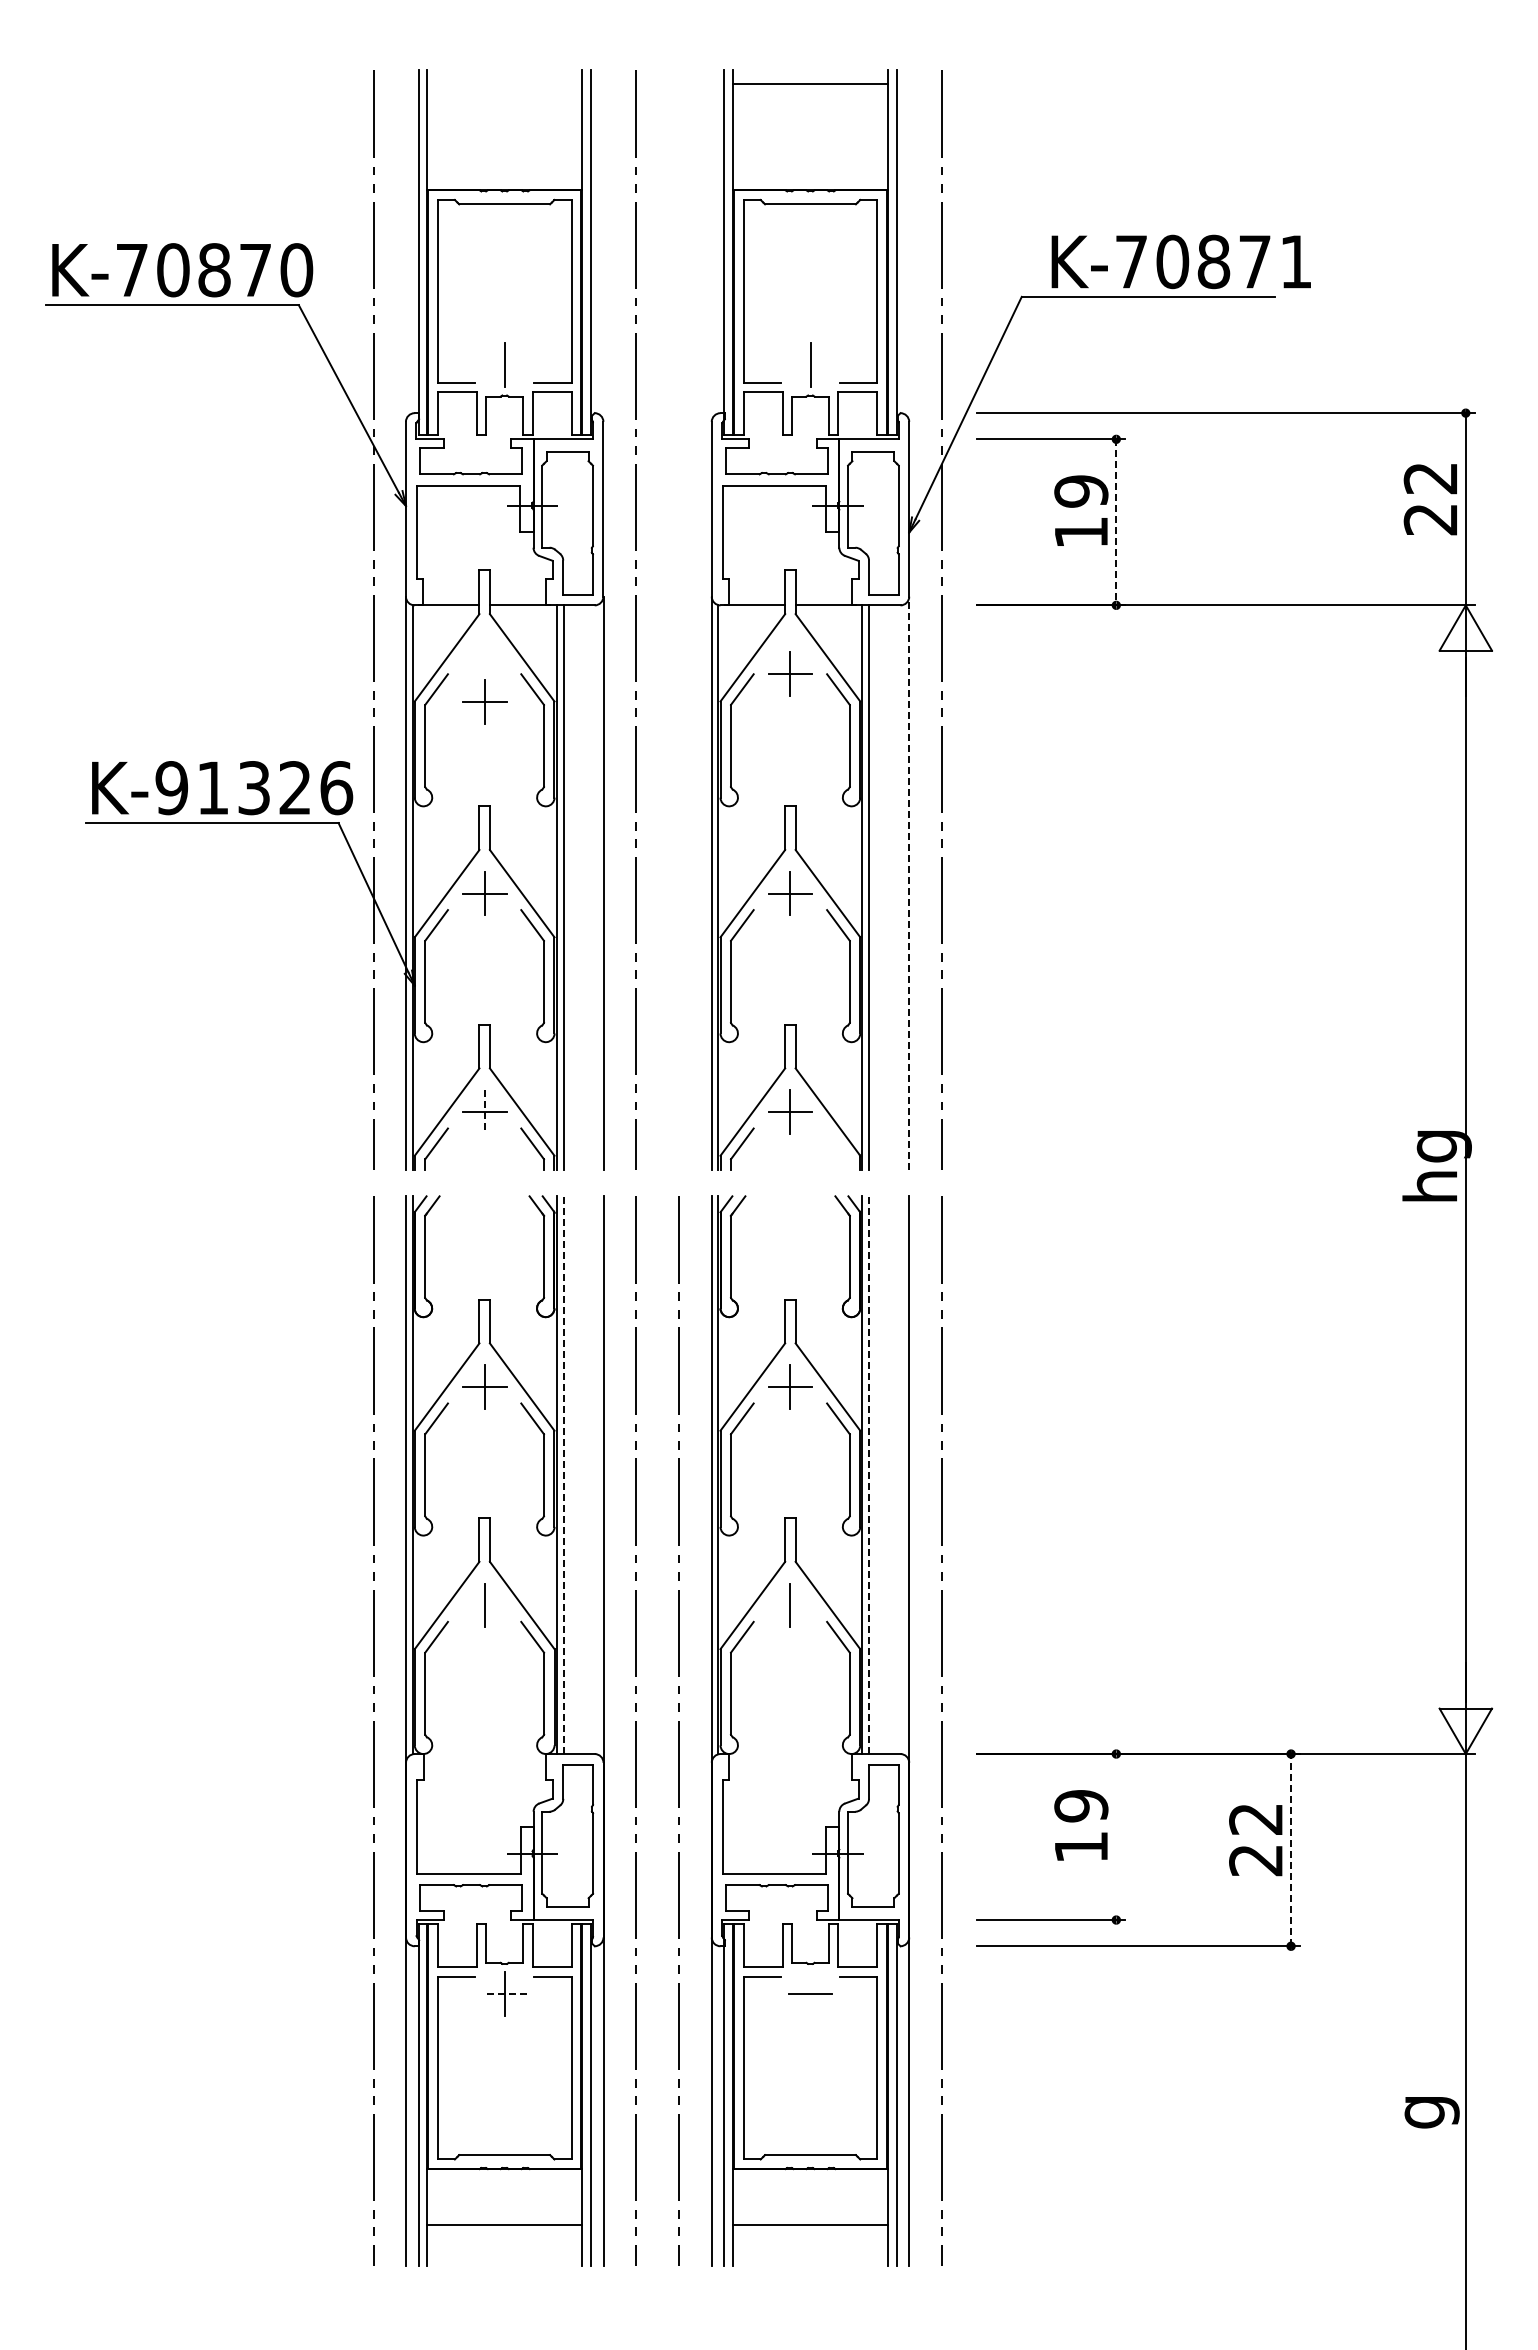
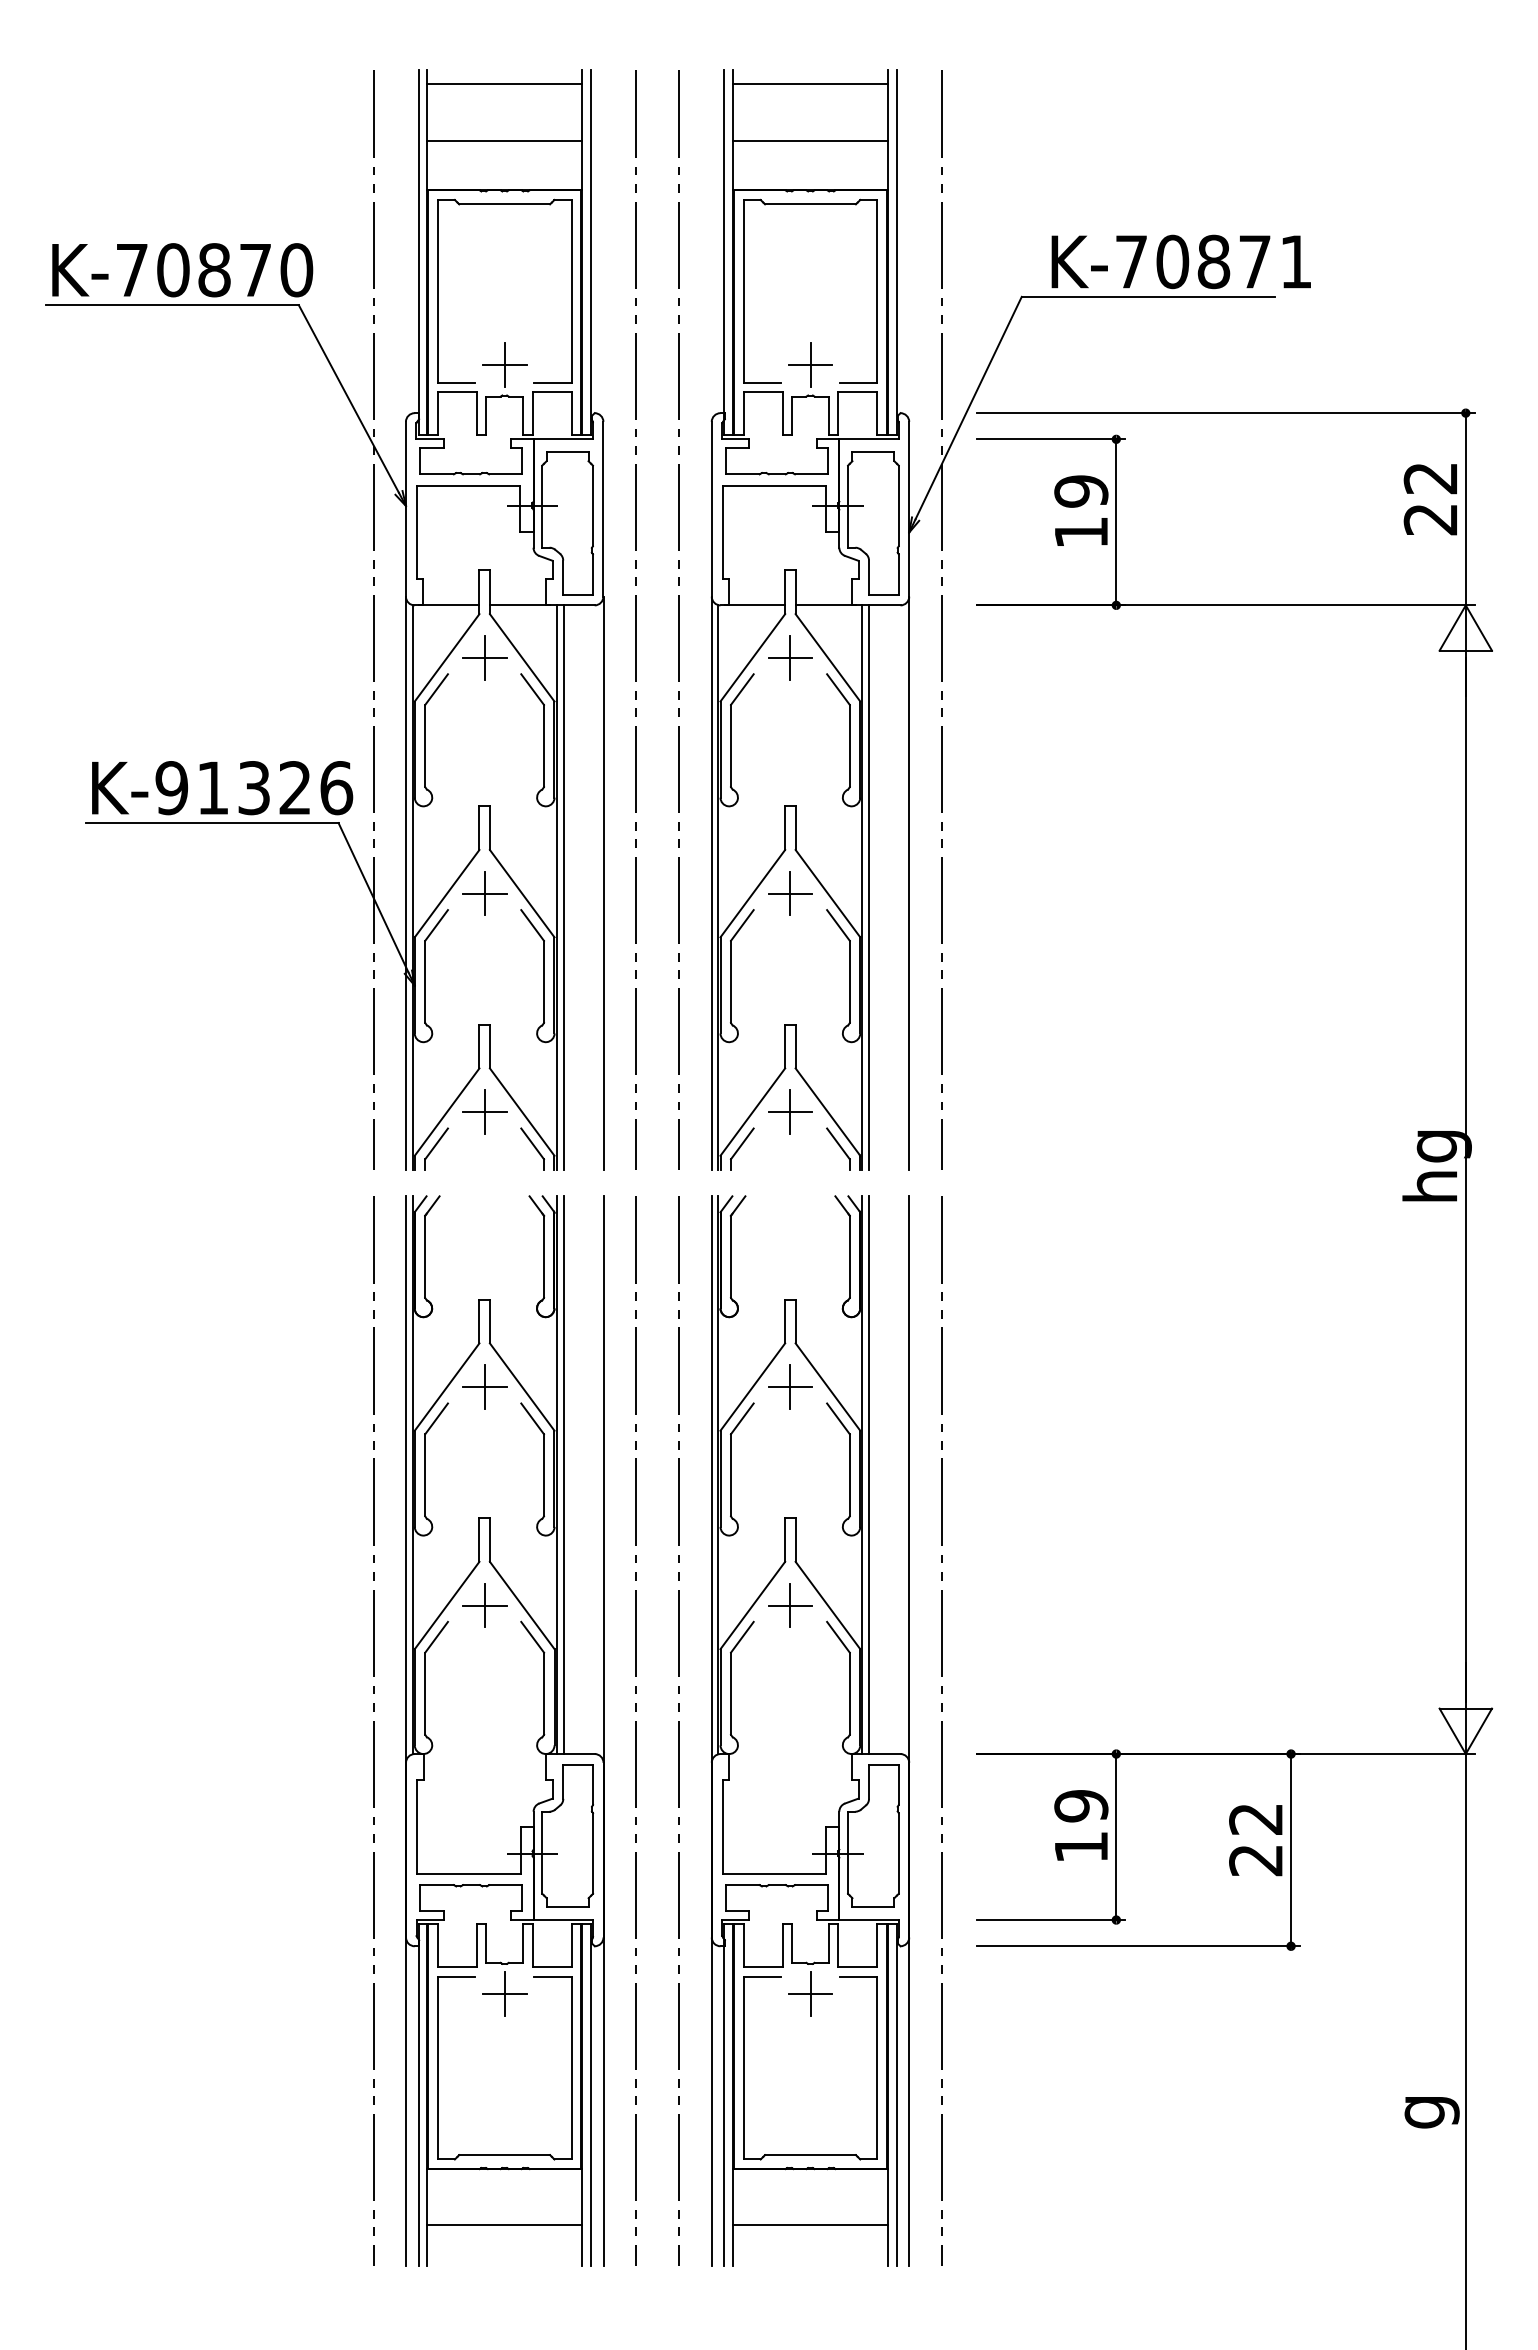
line: none -> present (504, 83)
line: none -> present (504, 141)
line: none -> present (810, 141)
line: none -> present (504, 365)
line: none -> present (810, 365)
line: dashed -> solid (1116, 522)
line: none -> present (678, 619)
part position: (790, 673) -> (790, 657) (790, 657)
part position: (484, 701) -> (484, 657) (484, 657)
line: dashed -> solid (909, 883)
line: dashed -> solid (484, 1112)
part: none -> present (838, 1148)
line: dashed -> solid (563, 1475)
line: dashed -> solid (869, 1475)
line: none -> present (484, 1605)
line: none -> present (790, 1605)
line: none -> present (1116, 1837)
line: dashed -> solid (1291, 1849)
line: dashed -> solid (504, 1994)
line: none -> present (810, 1994)
